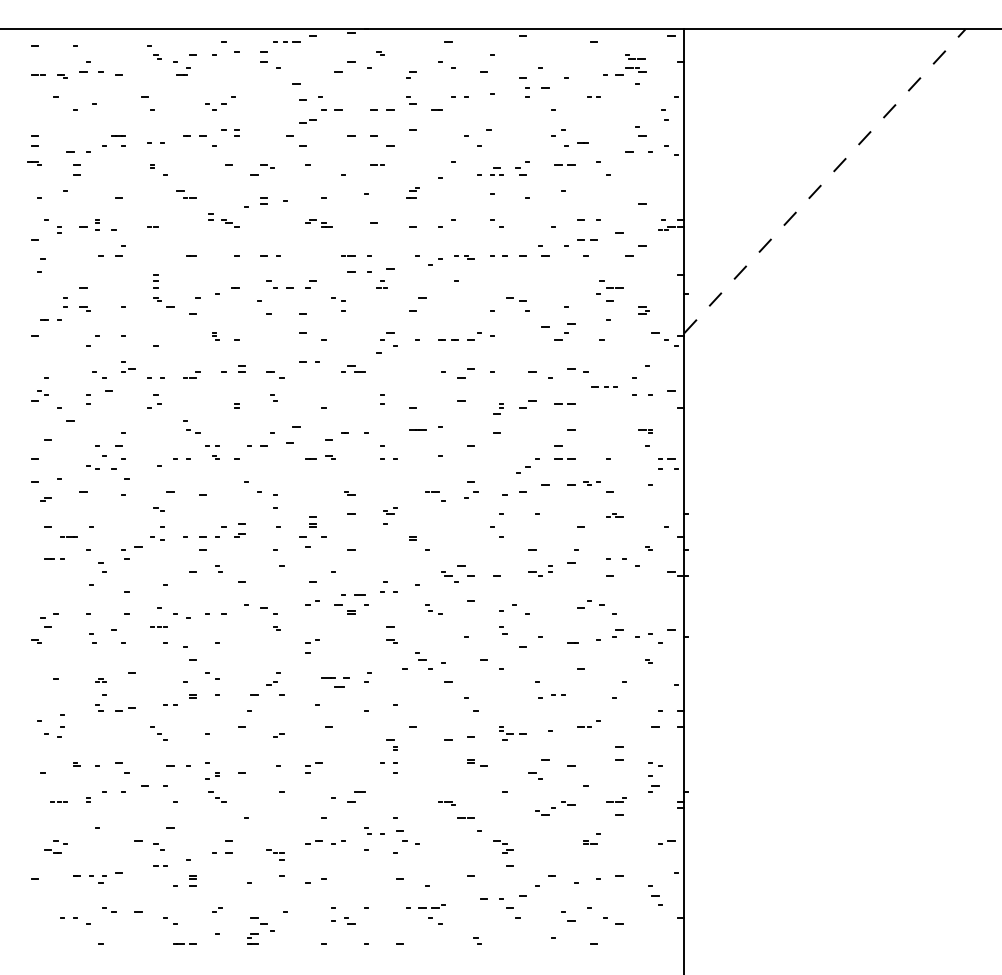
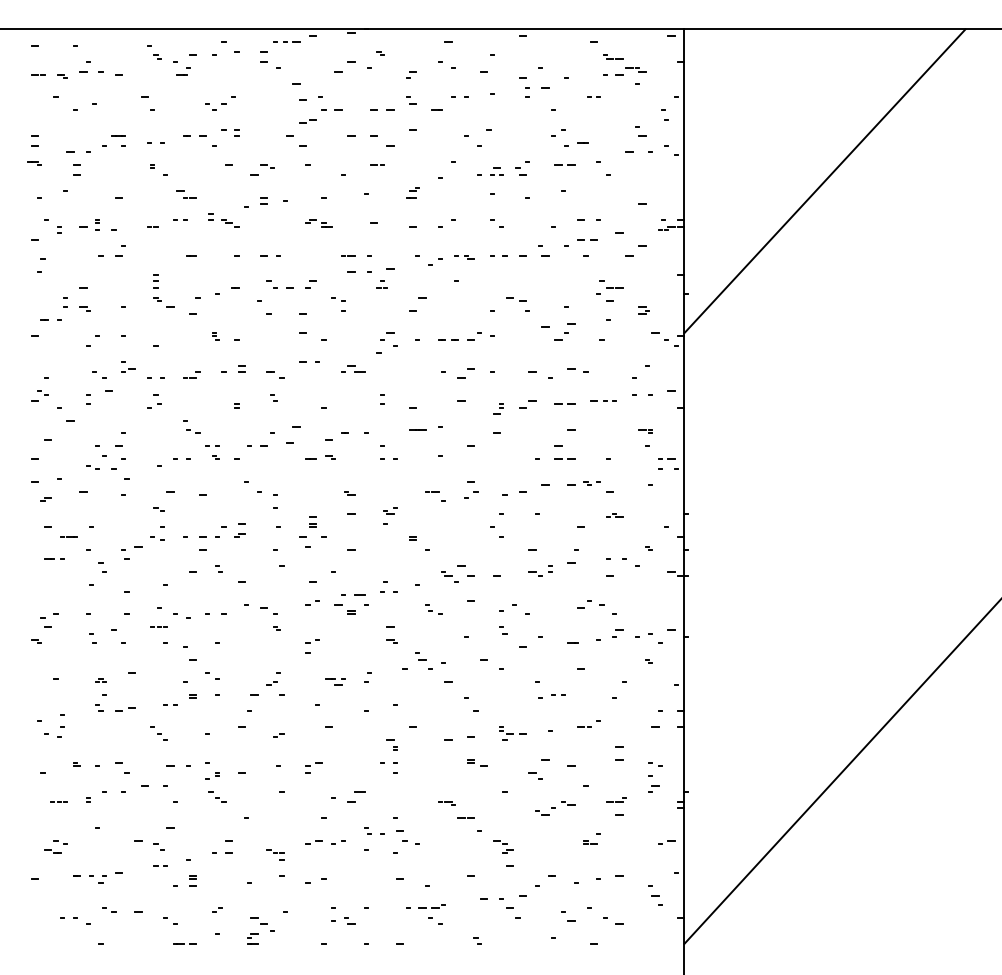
part position: (635, 56) -> (613, 56) (613, 56)
line: dashed -> solid (824, 181)
line: none -> present (177, 219)
line position: (604, 386) -> (603, 400) (603, 400)
part: present -> none (523, 469)
part size: 29x11 px -> 21x8 px (335, 681)
line: none -> present (841, 772)
